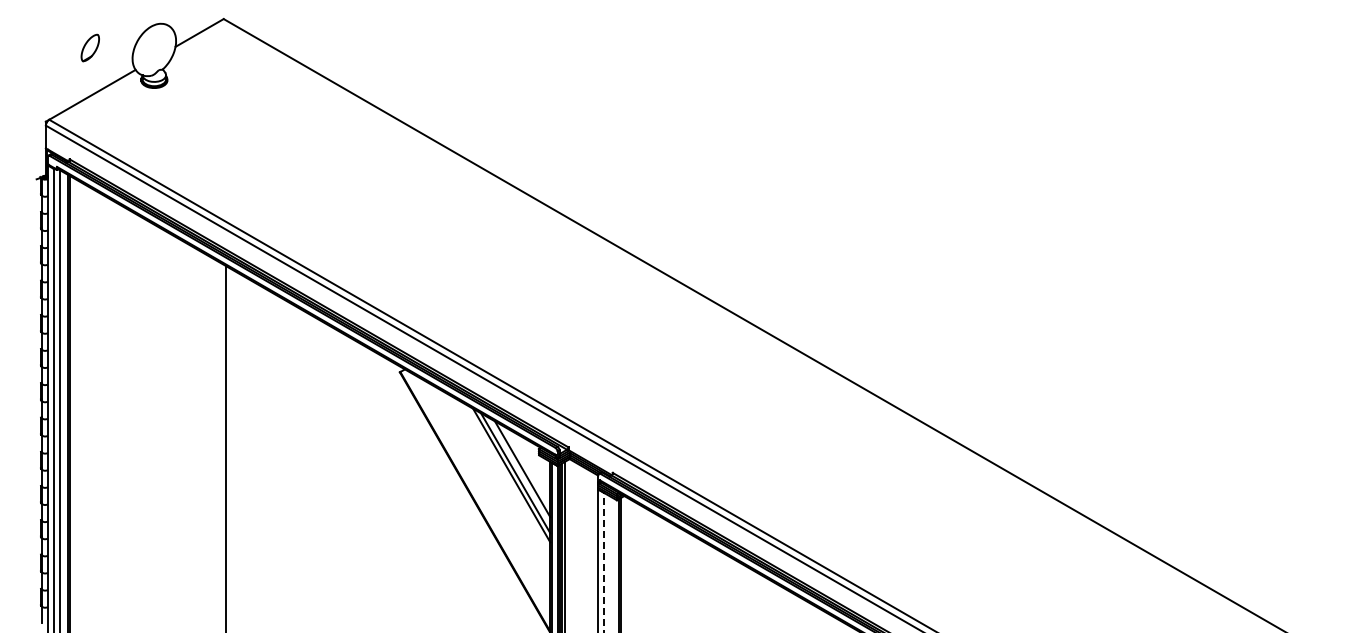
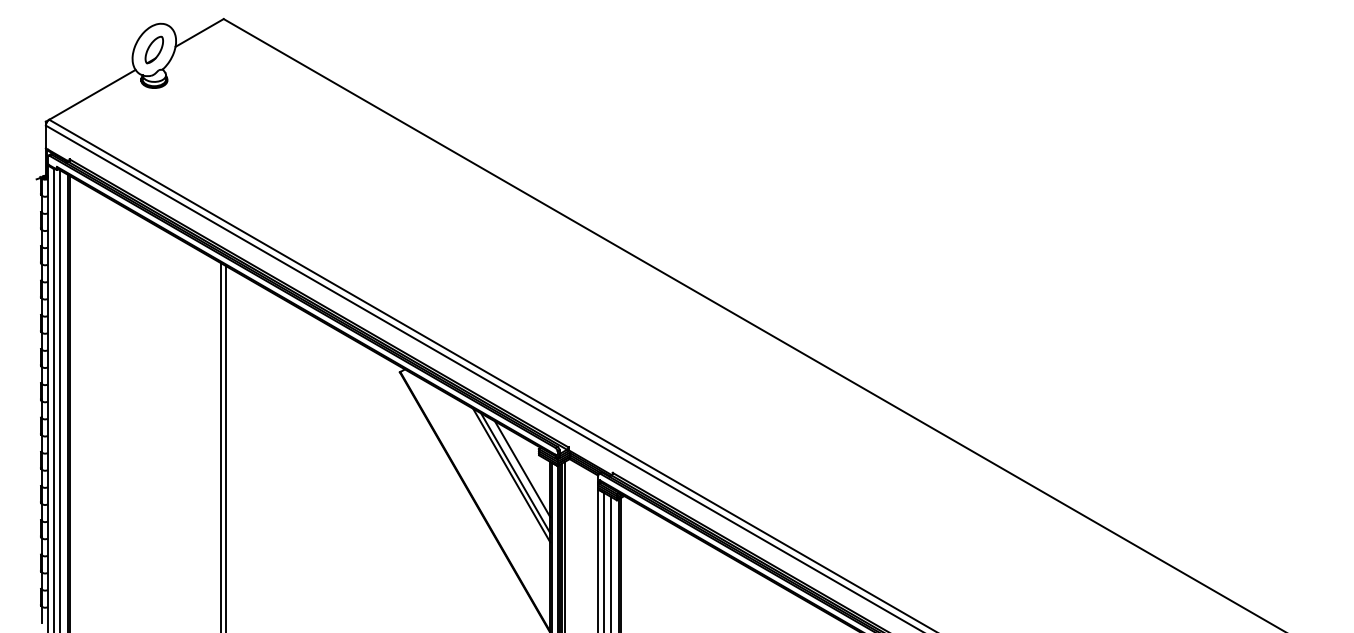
part position: (89, 47) -> (153, 49) (153, 49)
line: none -> present (221, 446)
line: none -> present (611, 562)
line: dashed -> solid (604, 563)
